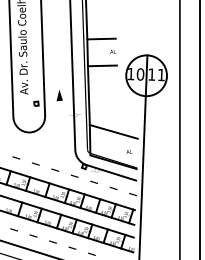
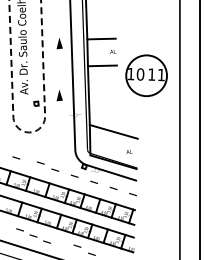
part: none -> present (59, 43)
line: solid -> dashed (29, 132)
line: present -> none (143, 155)
part position: (35, 163) -> (40, 162) (40, 162)
part position: (13, 229) -> (19, 229) (19, 229)
part position: (52, 241) -> (46, 241) (46, 241)
part position: (72, 247) -> (77, 245) (77, 245)
